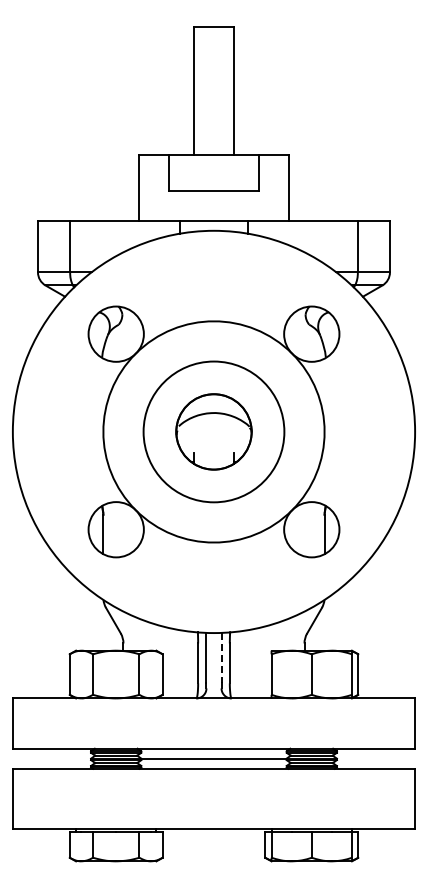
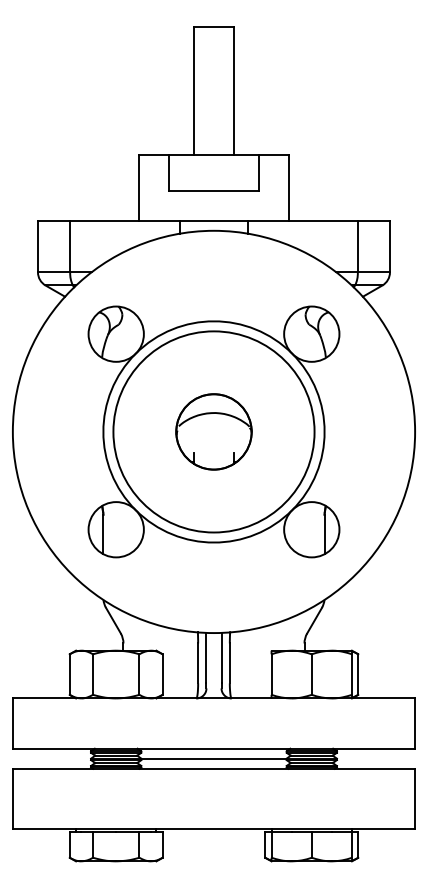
circle diameter: 141 px -> 201 px (213, 431)
line: dashed -> solid (221, 658)
